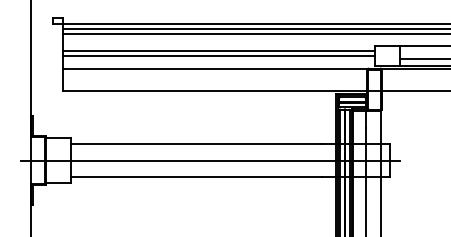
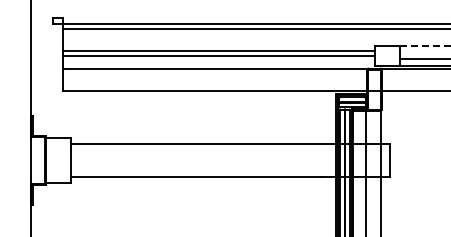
line: present -> none (254, 33)
line: solid -> dashed (425, 46)
line: present -> none (210, 160)
